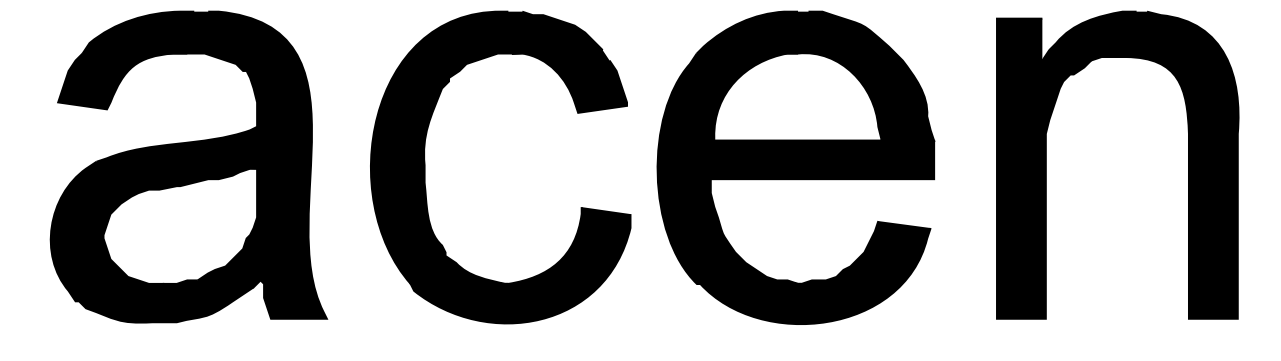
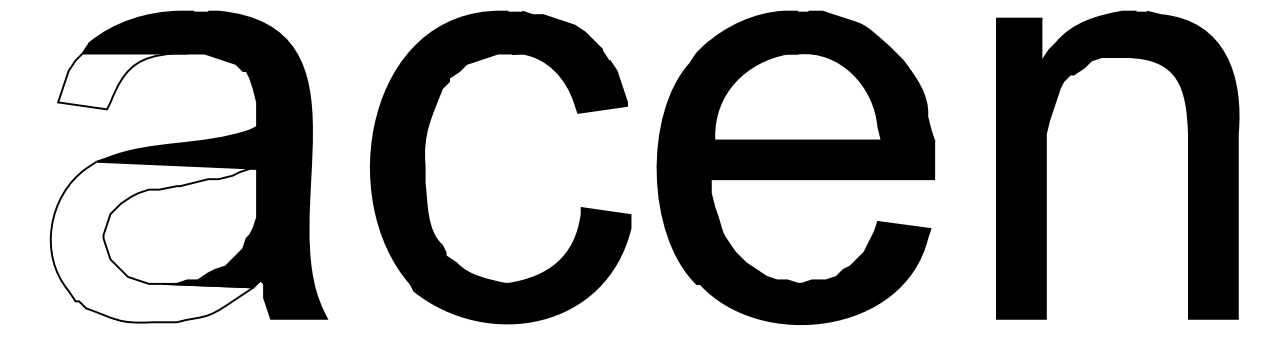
fill: present -> none (122, 81)
fill: present -> none (153, 241)
